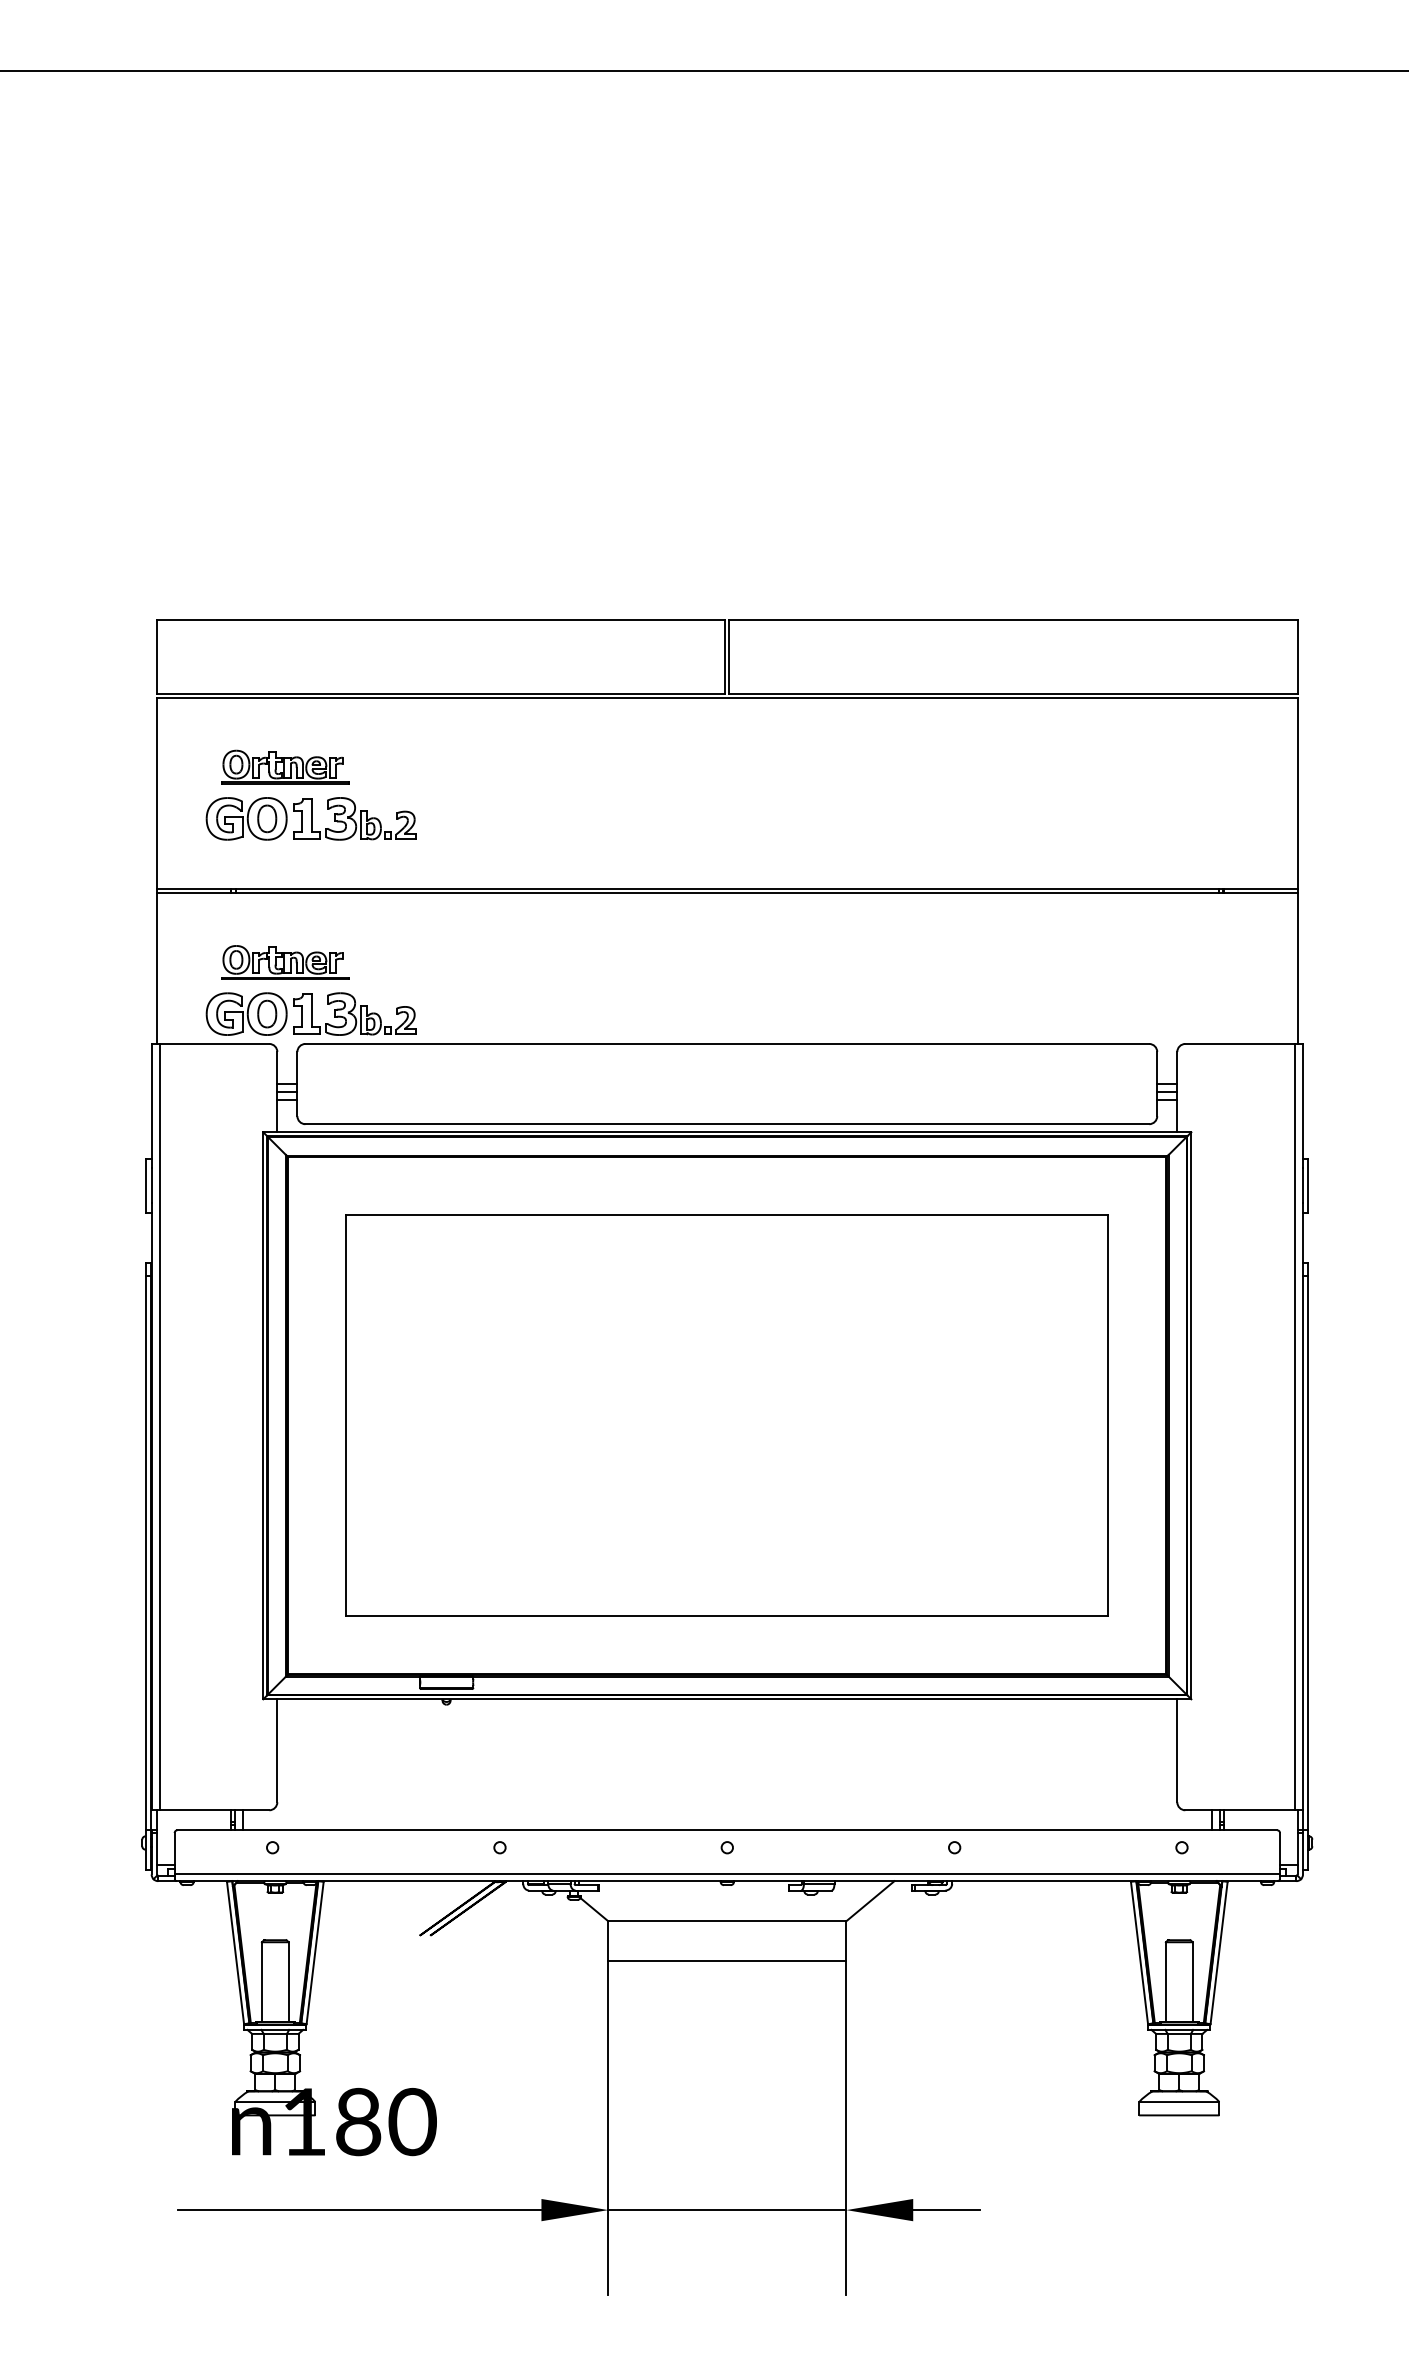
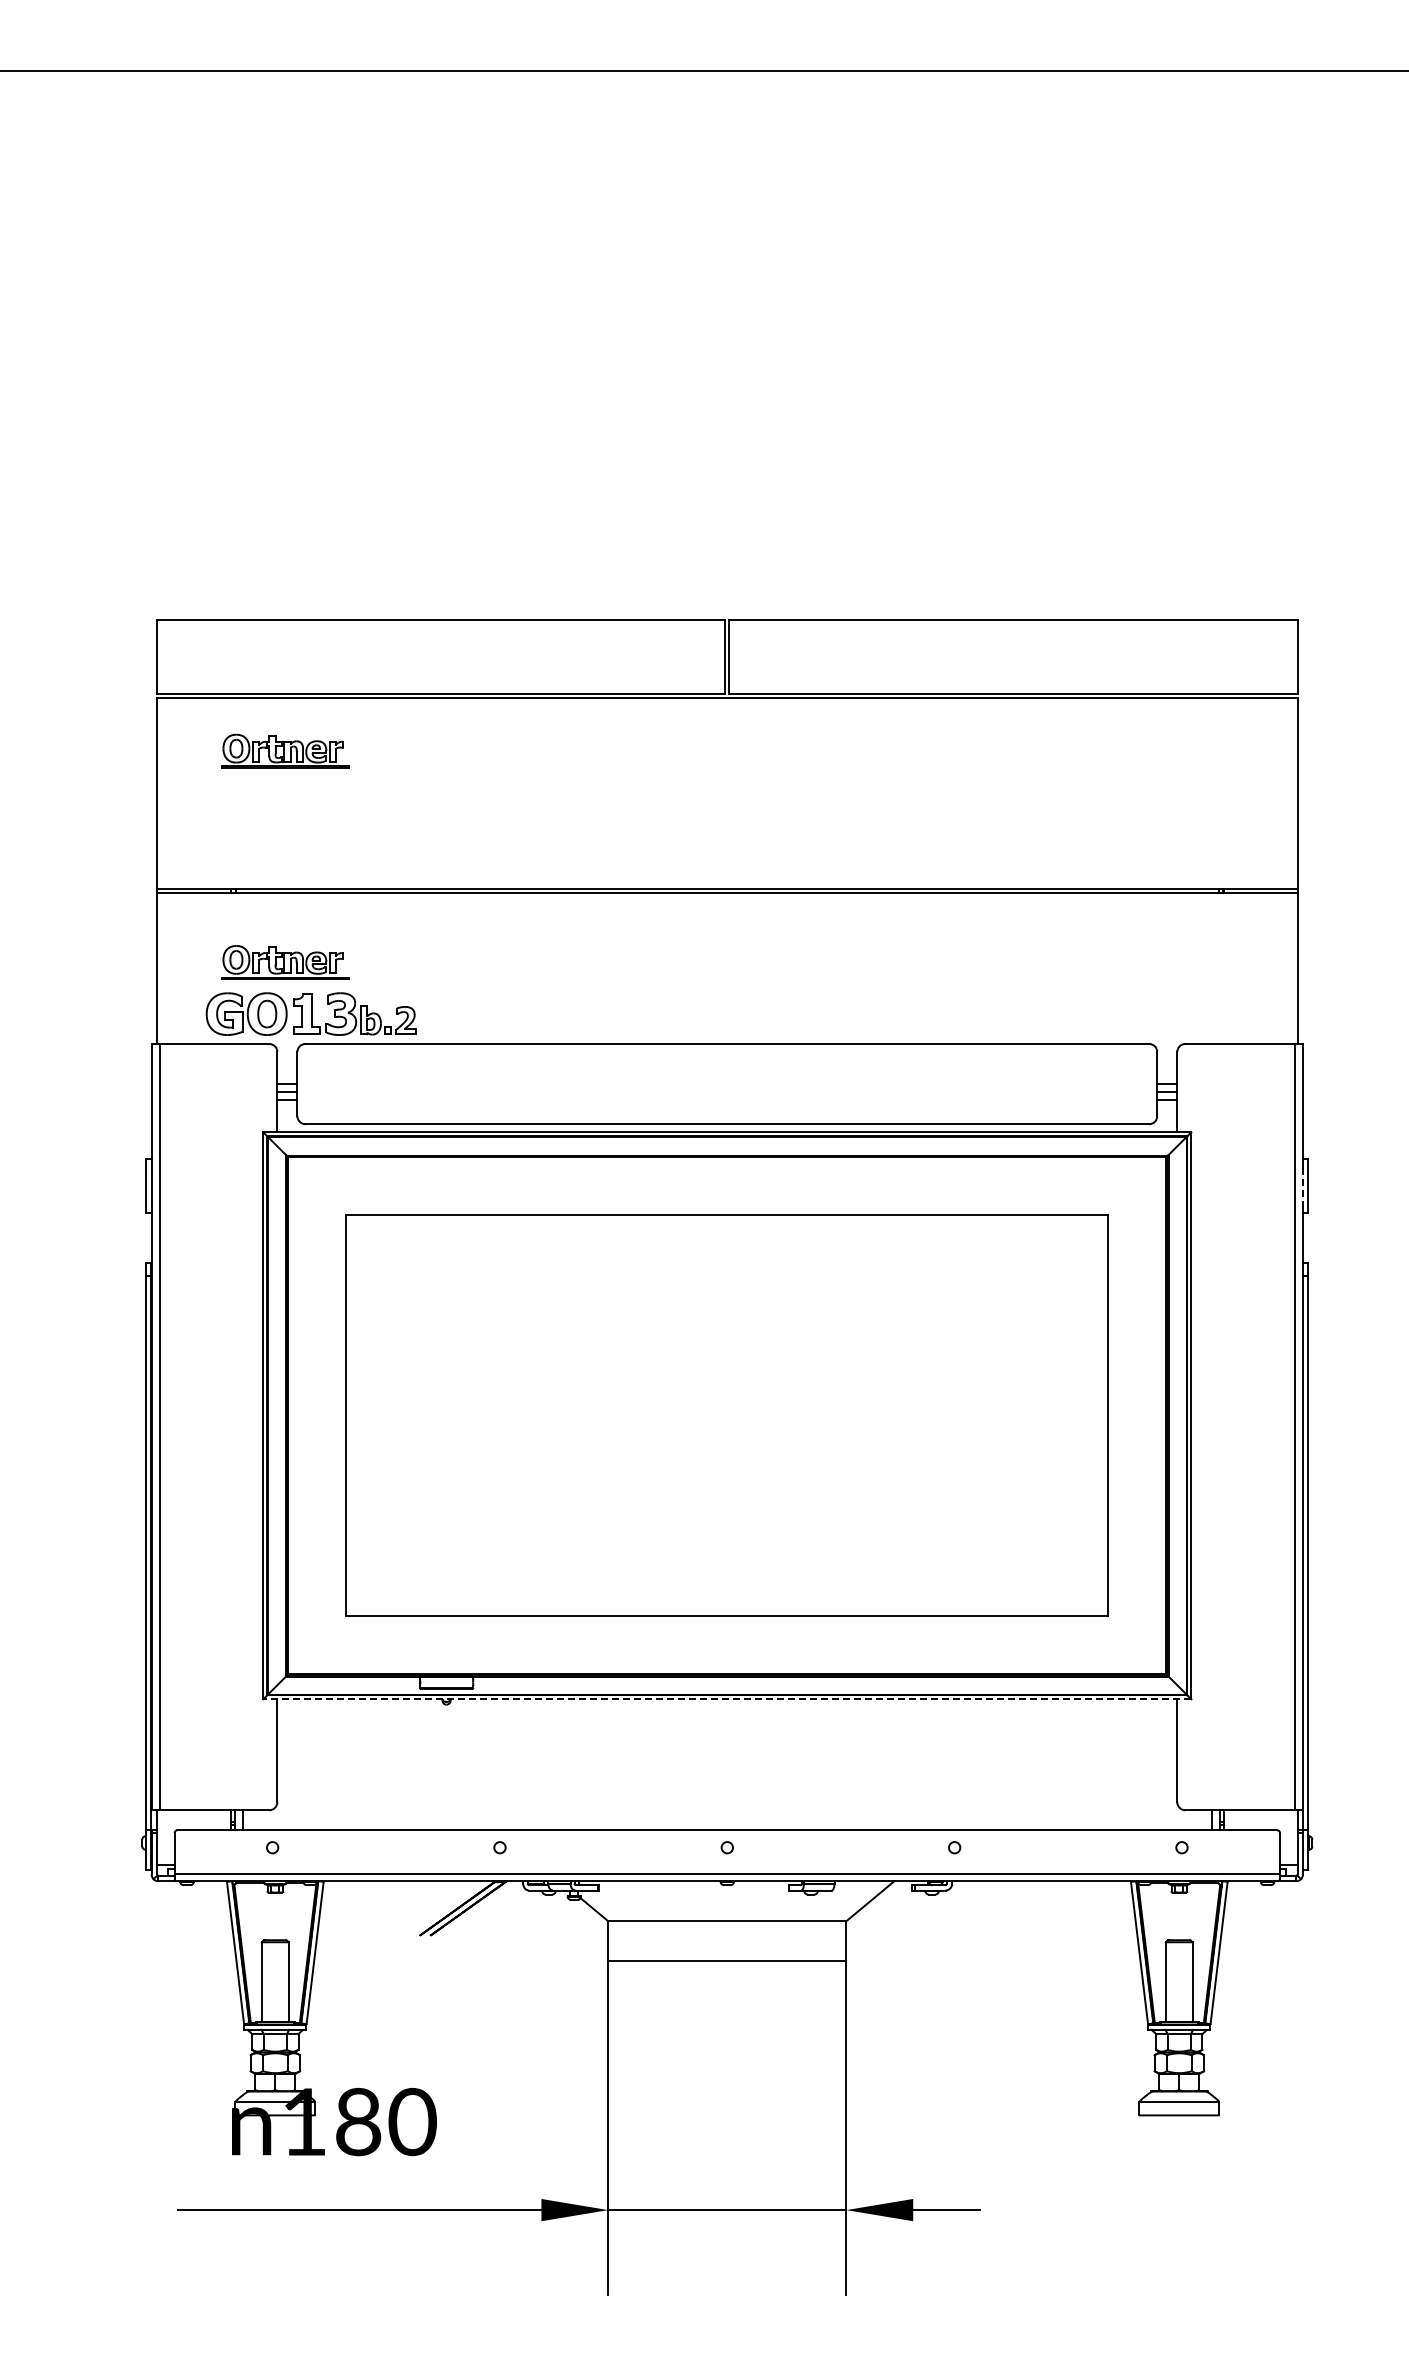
part position: (285, 766) -> (285, 750) (285, 750)
part: present -> none (310, 818)
line: solid -> dashed (1303, 1186)
line: solid -> dashed (726, 1699)
